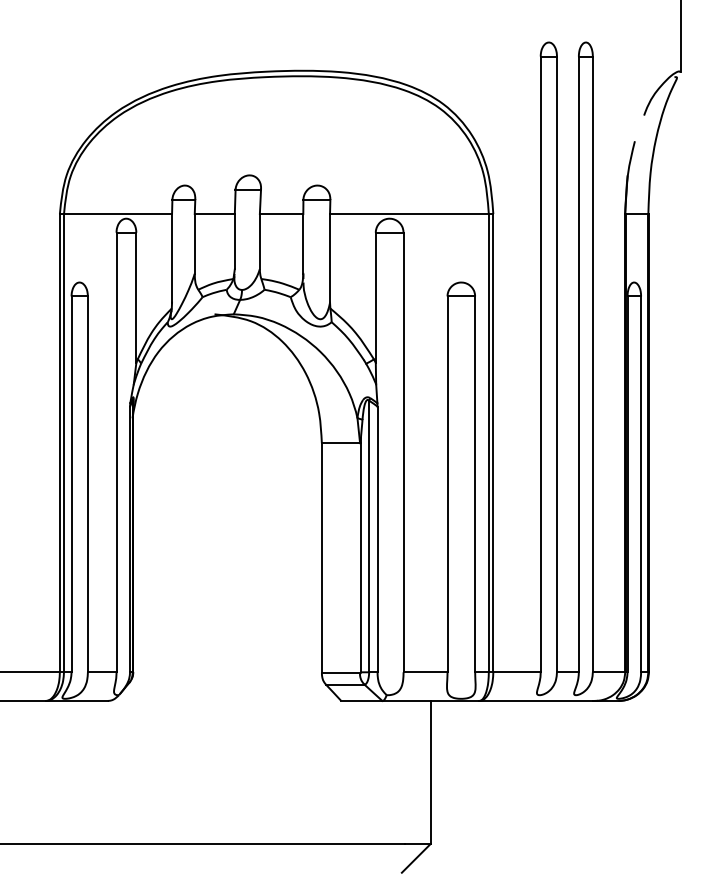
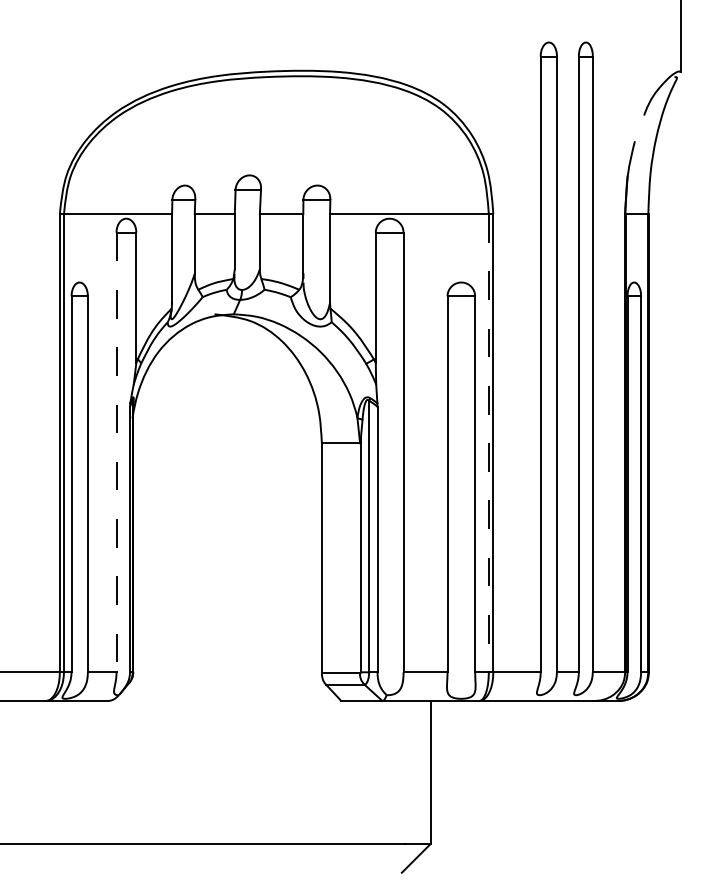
line: solid -> dashed (488, 443)
line: solid -> dashed (116, 452)
